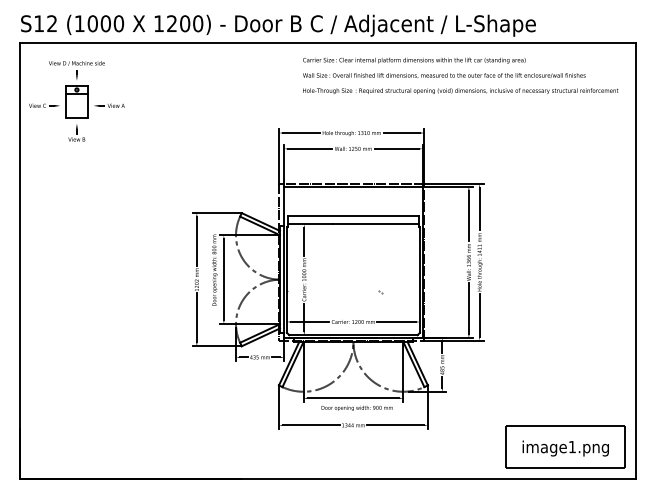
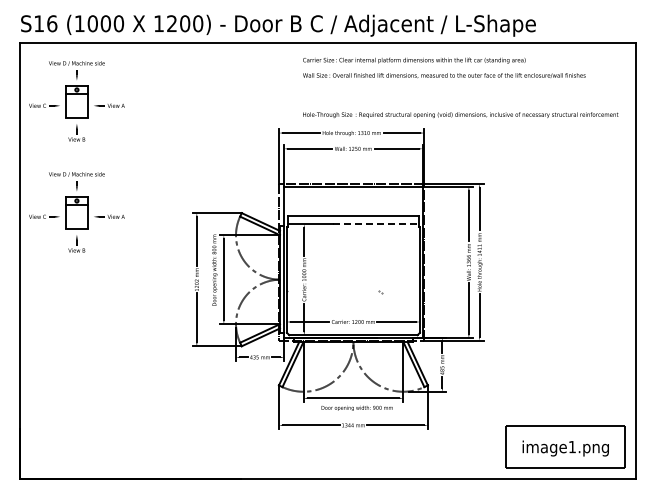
text: S12 -> S16 (52, 23)
text position: (460, 91) -> (460, 115) (460, 115)
part: none -> present (76, 212)
line: solid -> dashed (375, 224)
